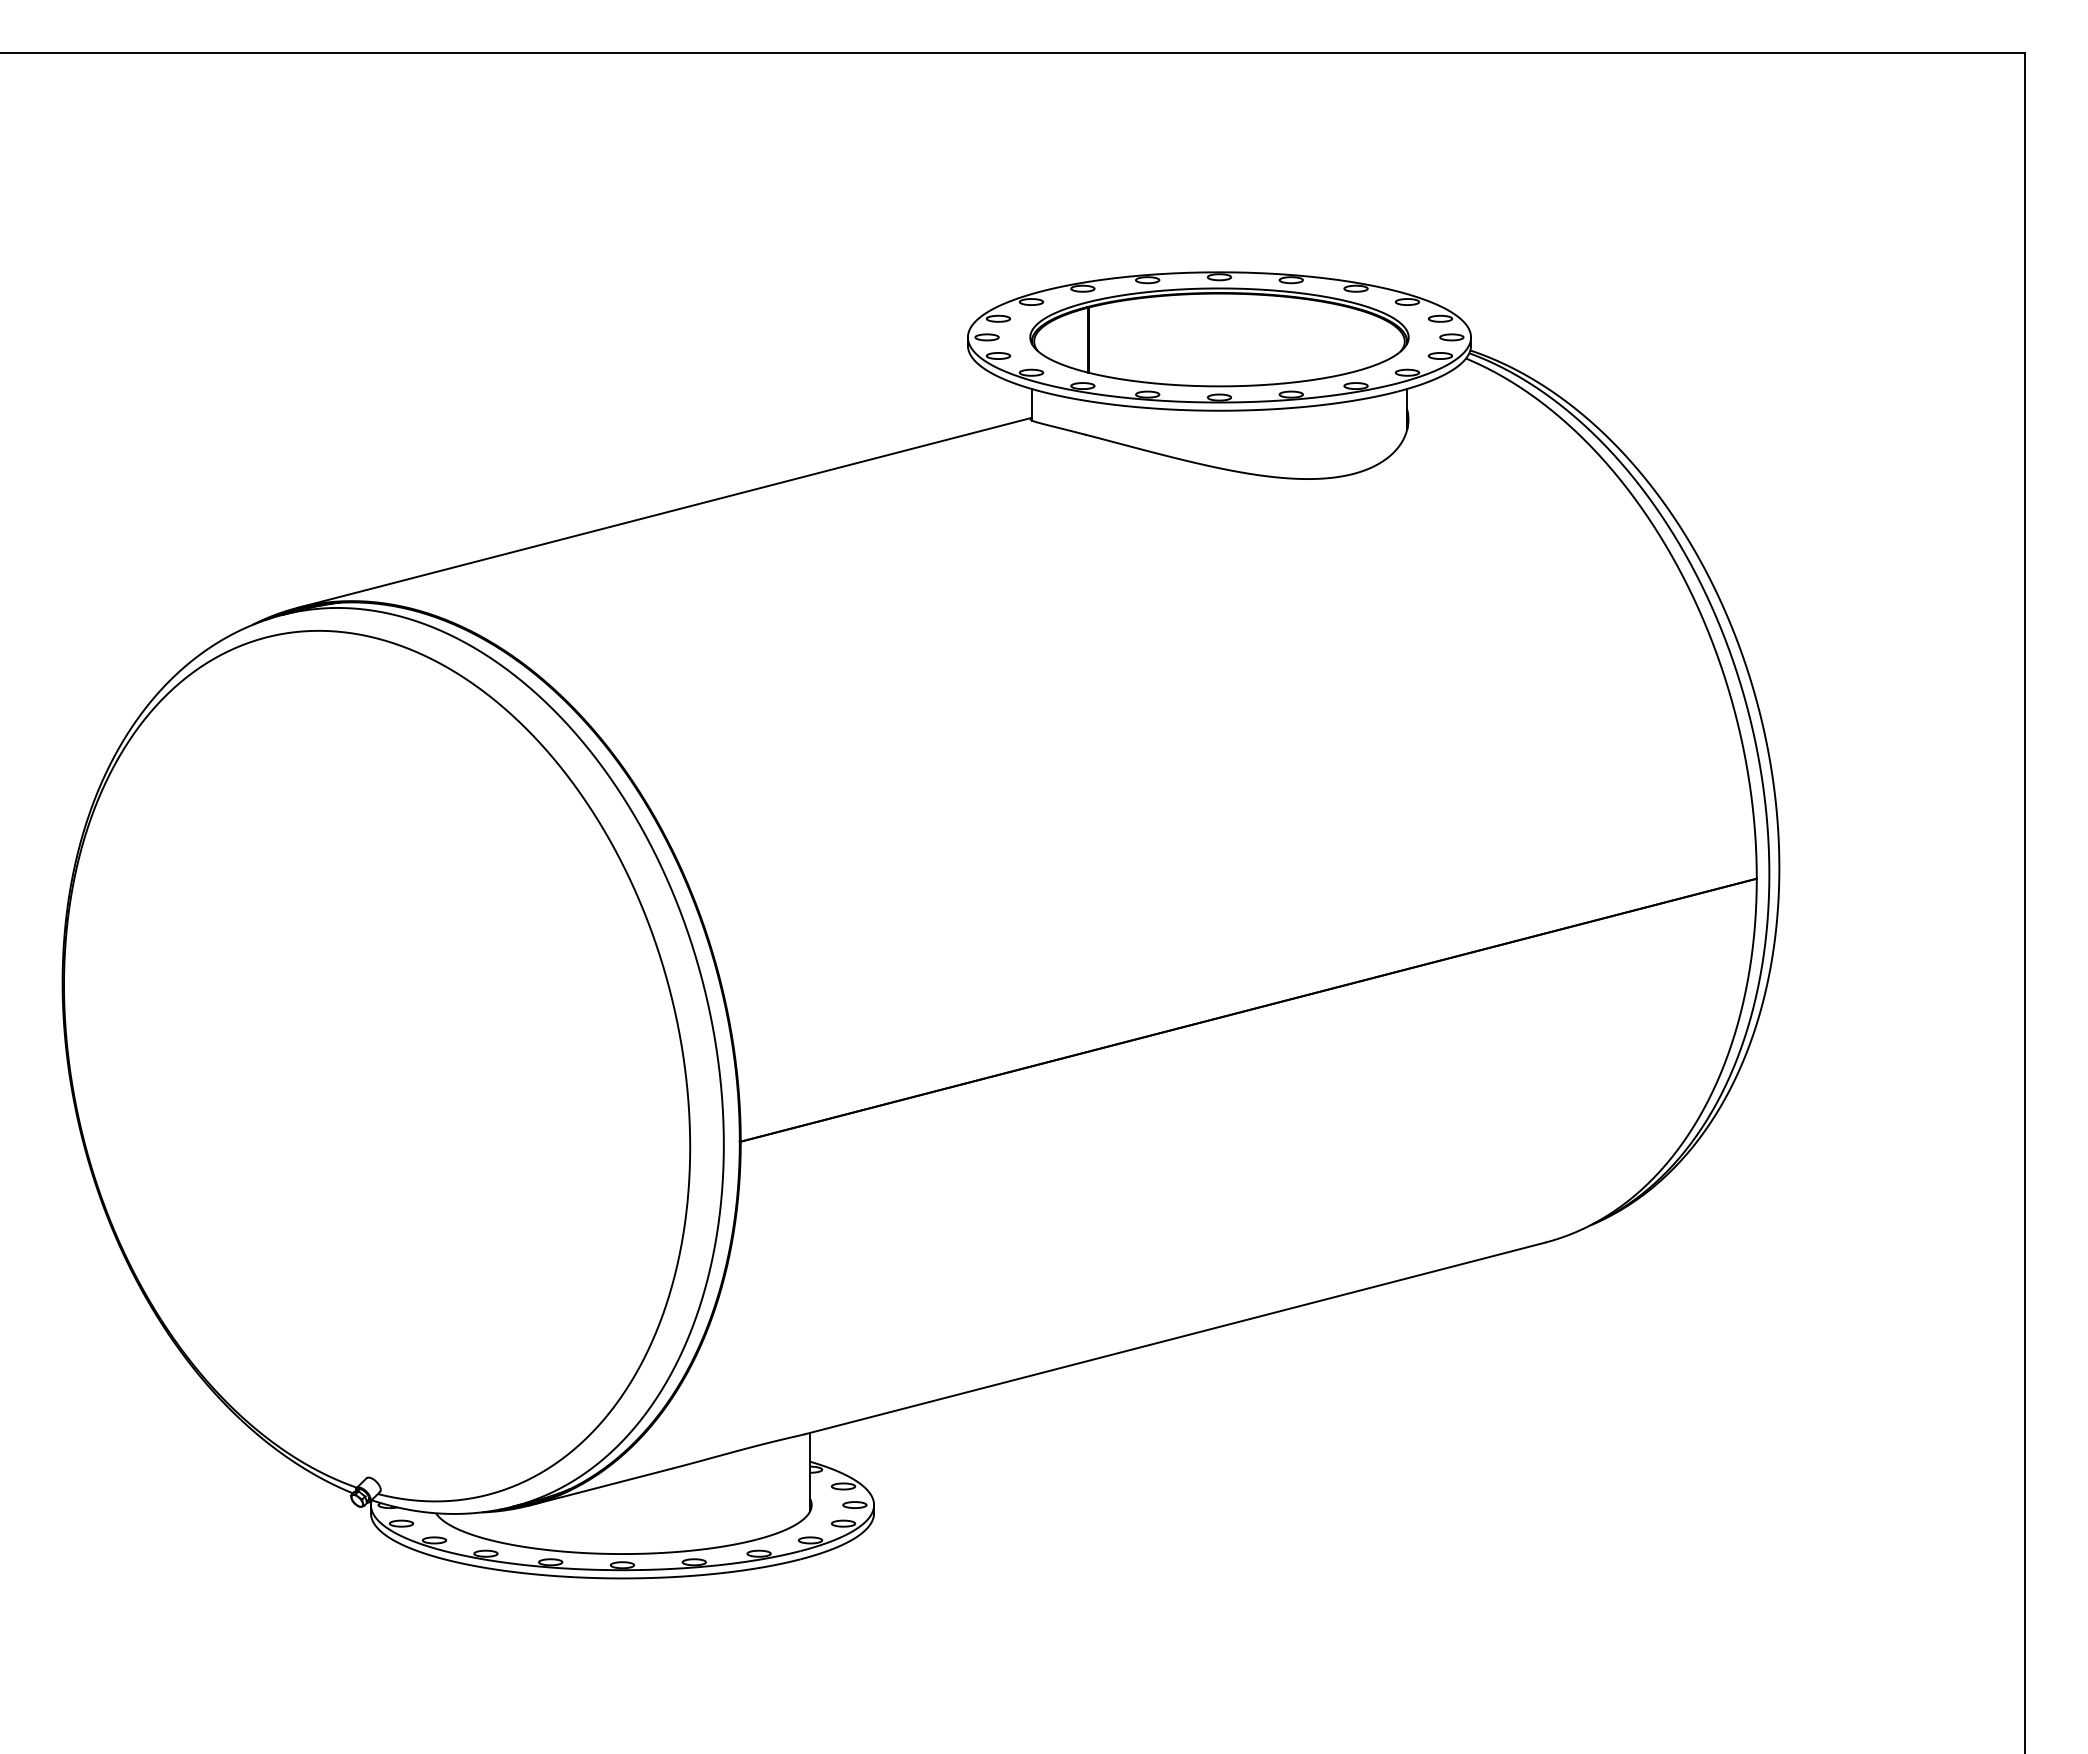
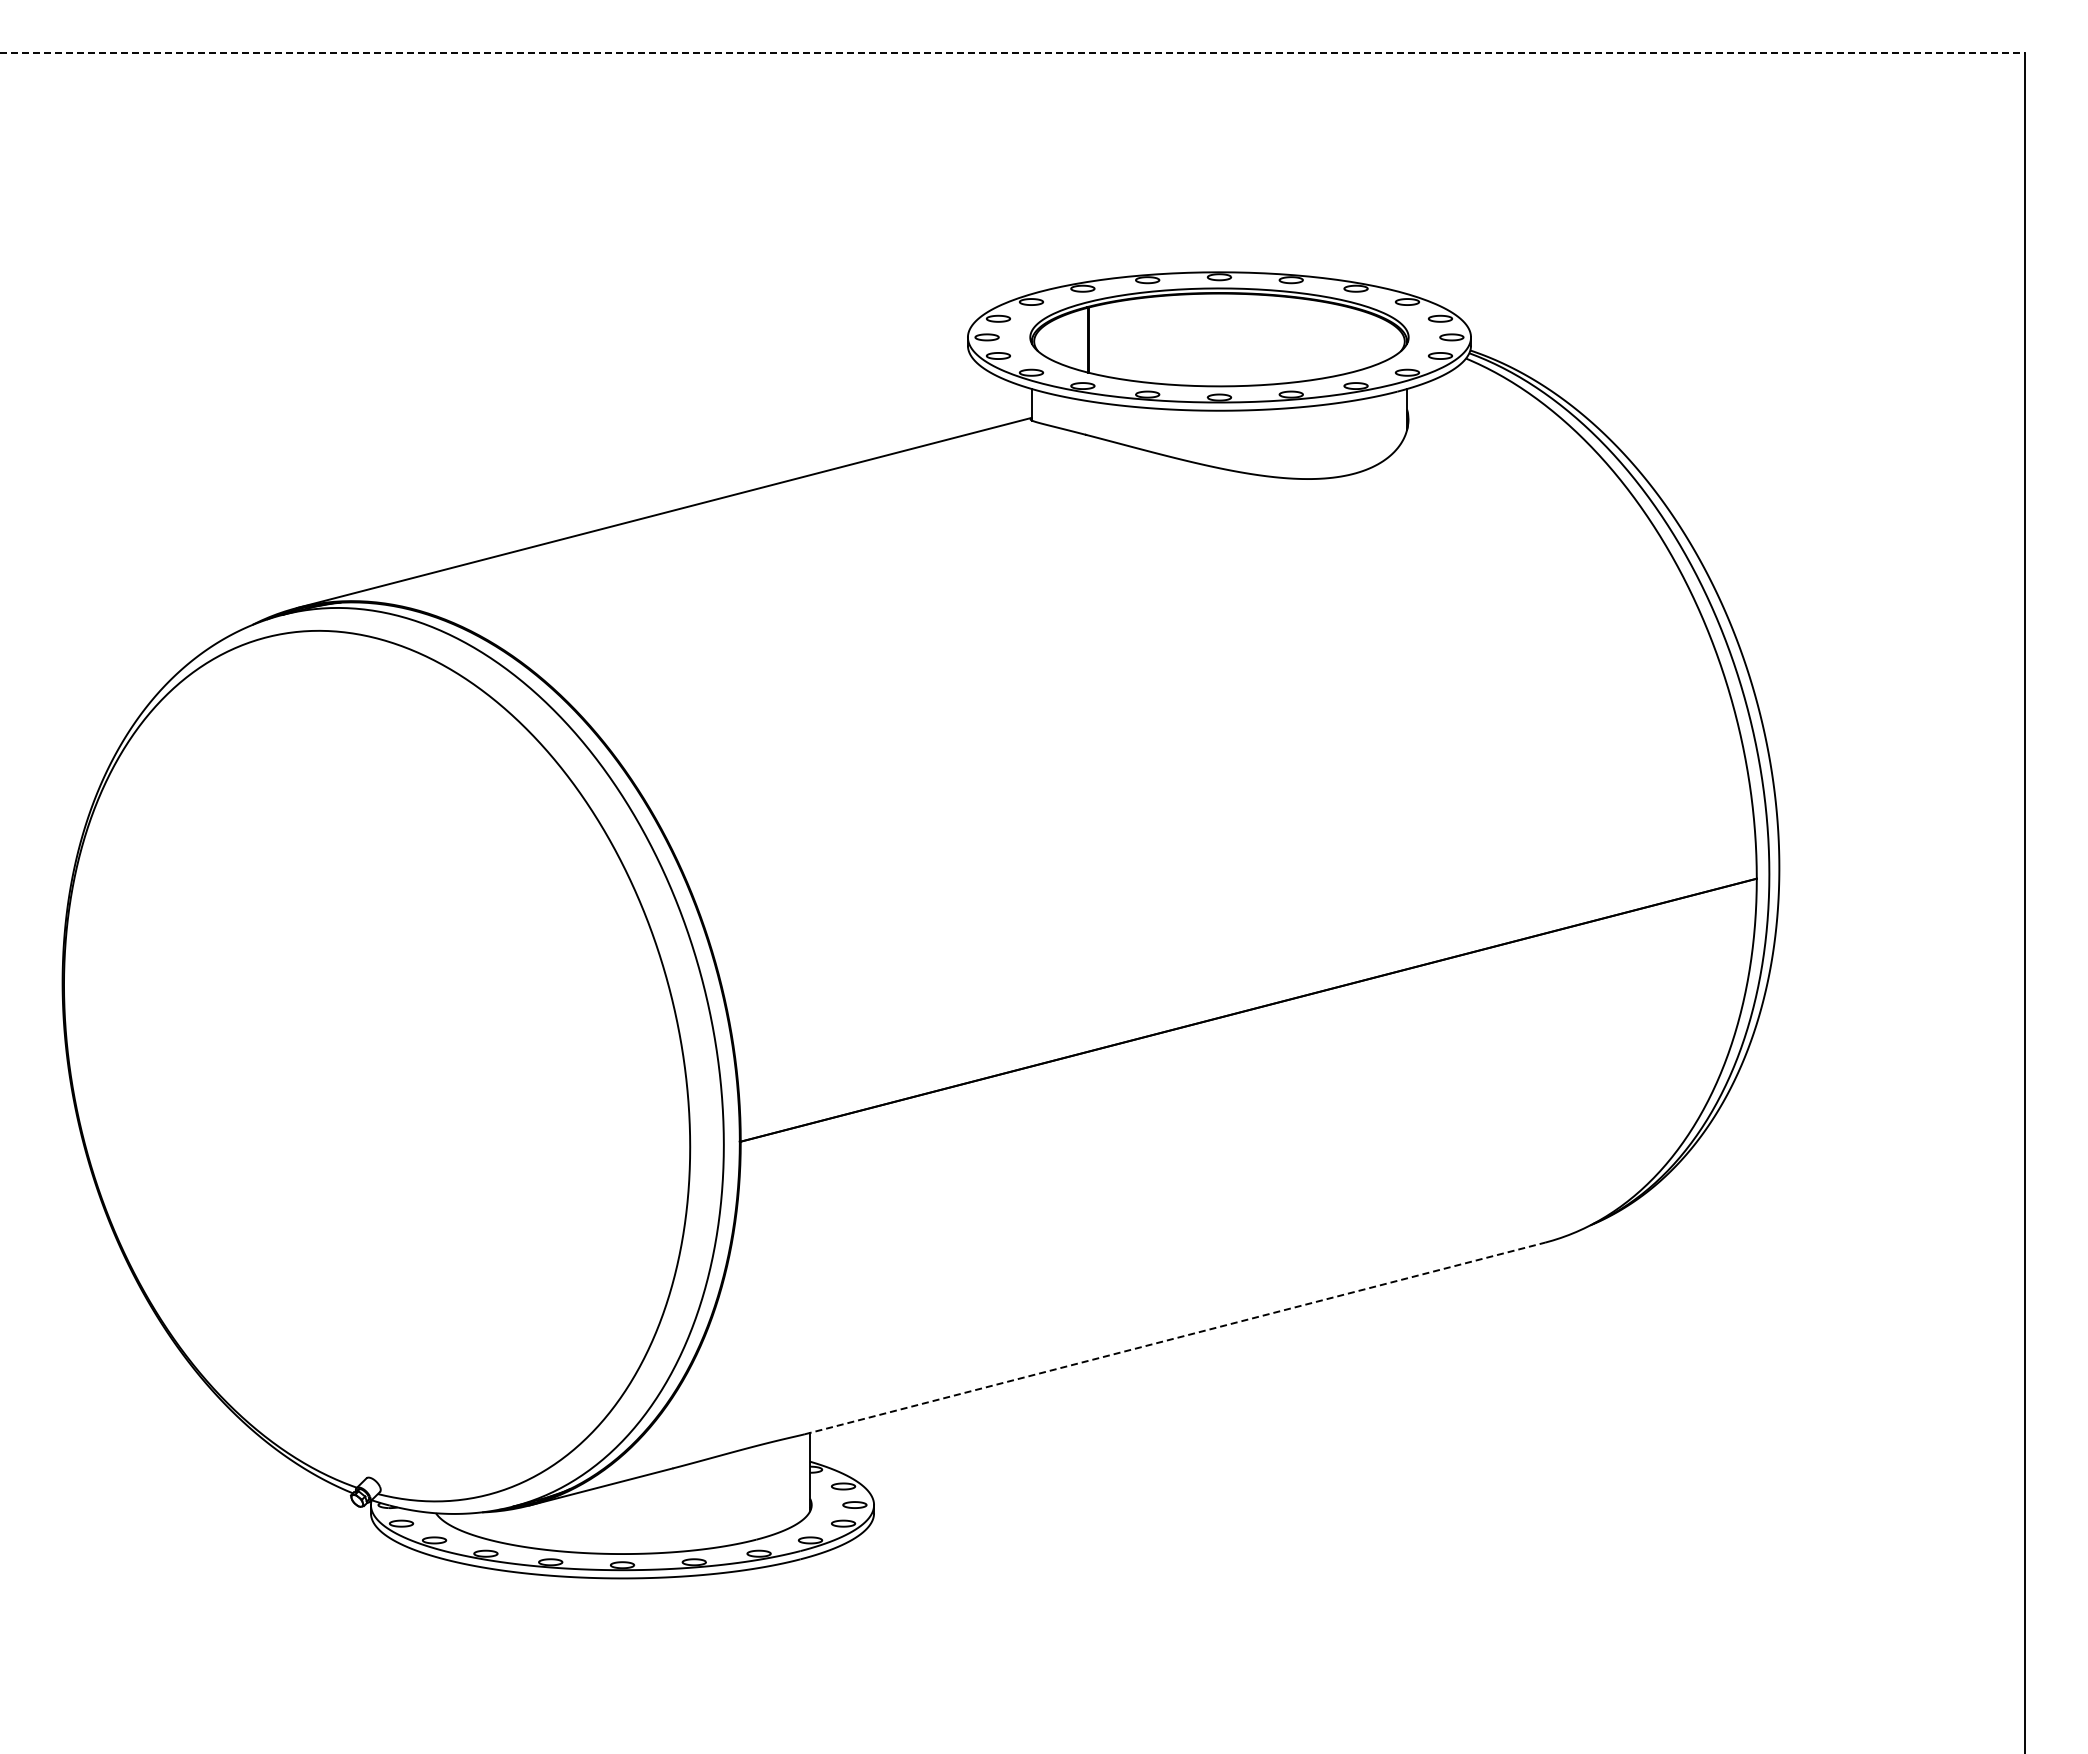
line: solid -> dashed (1013, 52)
line: solid -> dashed (1175, 1338)
